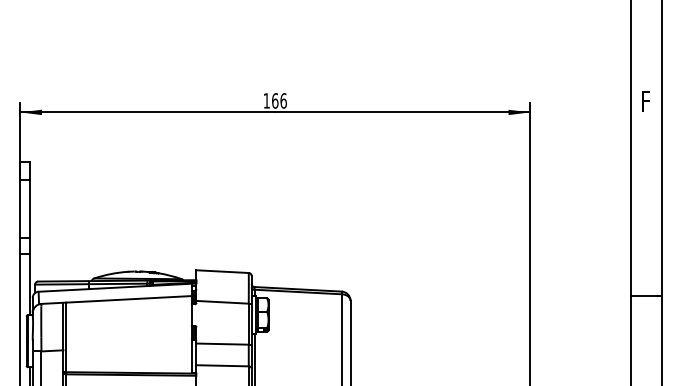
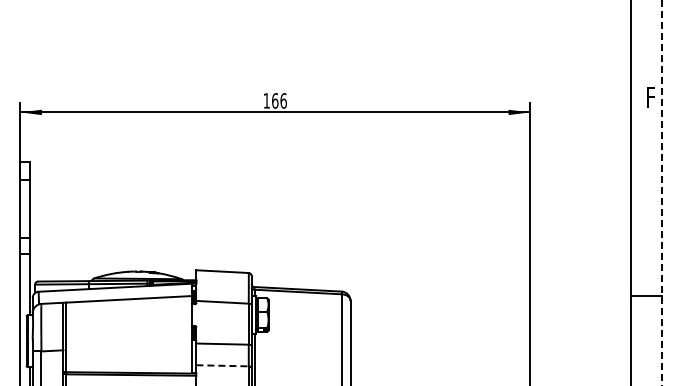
text position: (645, 101) -> (650, 97) (650, 97)
line: solid -> dashed (661, 192)
line: solid -> dashed (223, 365)
